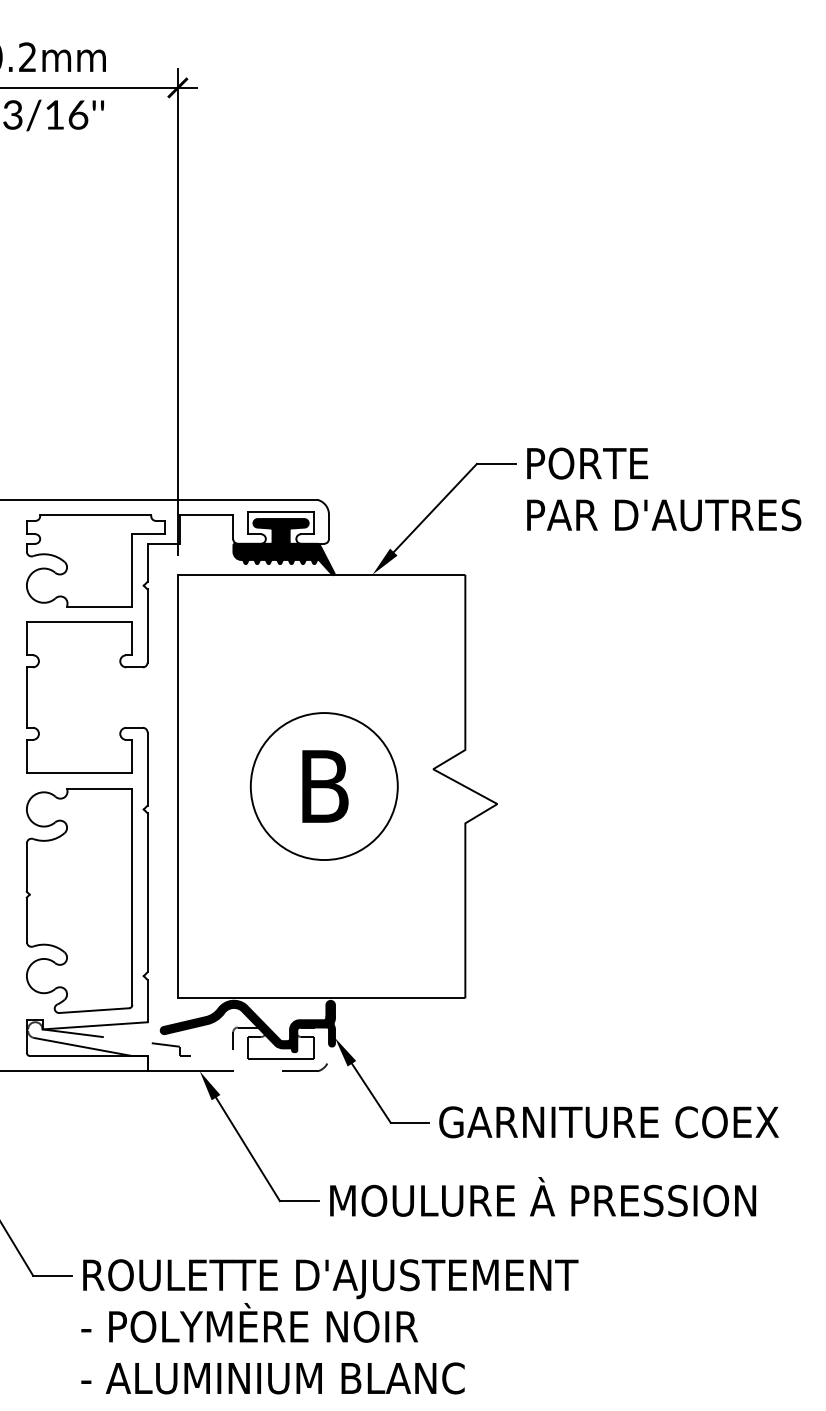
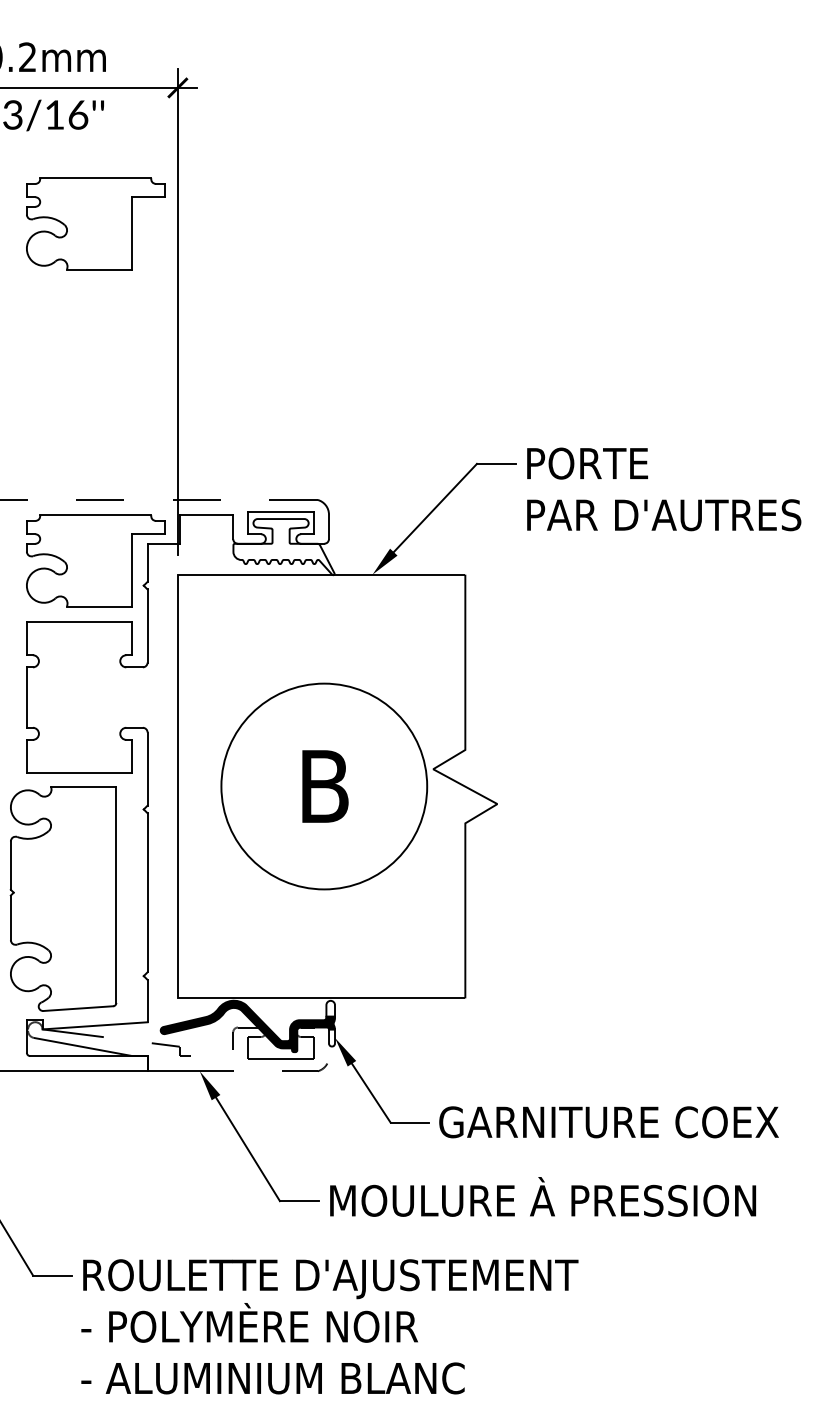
part: none -> present (95, 223)
line: solid -> dashed (158, 499)
fill: present -> none (283, 547)
circle diameter: 147 px -> 206 px (324, 786)
part position: (79, 900) -> (63, 898) (63, 898)
fill: present -> none (330, 1008)
fill: present -> none (332, 1037)
